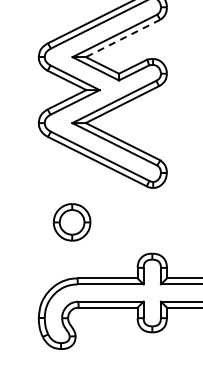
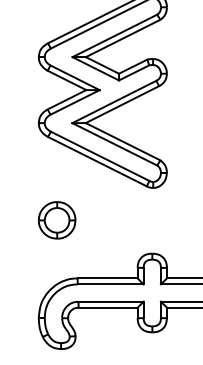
line: dashed -> solid (123, 38)
part position: (71, 222) -> (56, 220) (56, 220)
